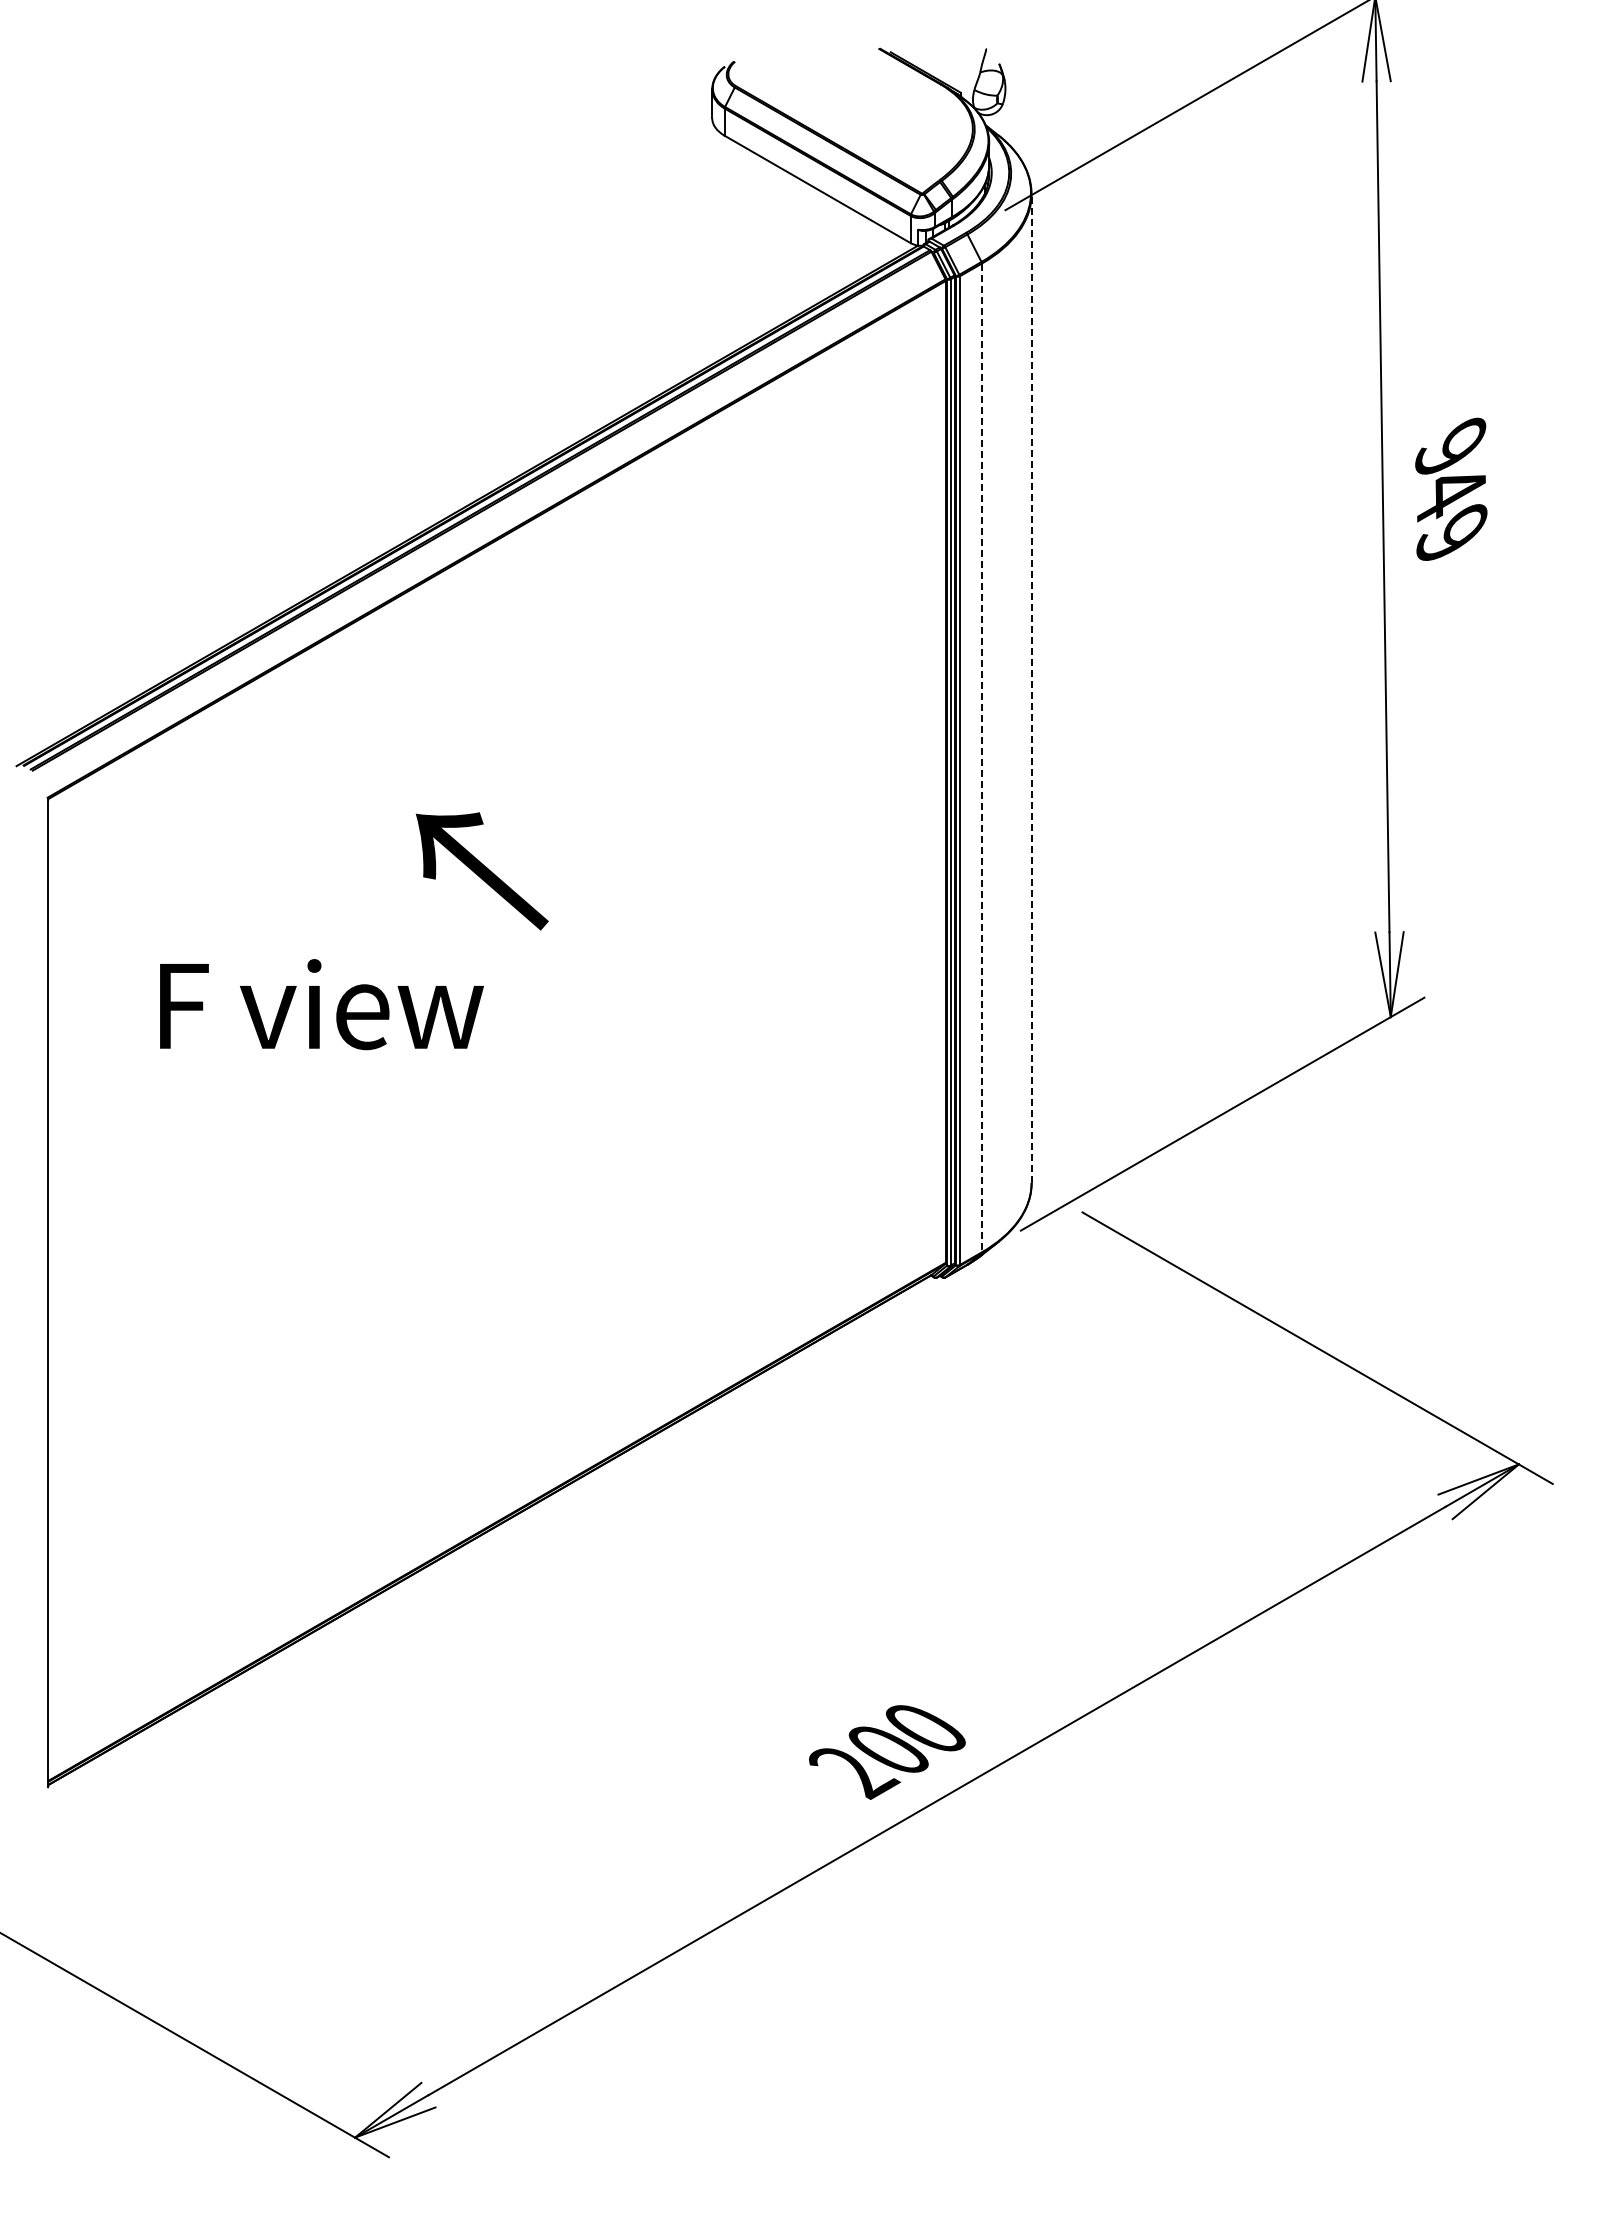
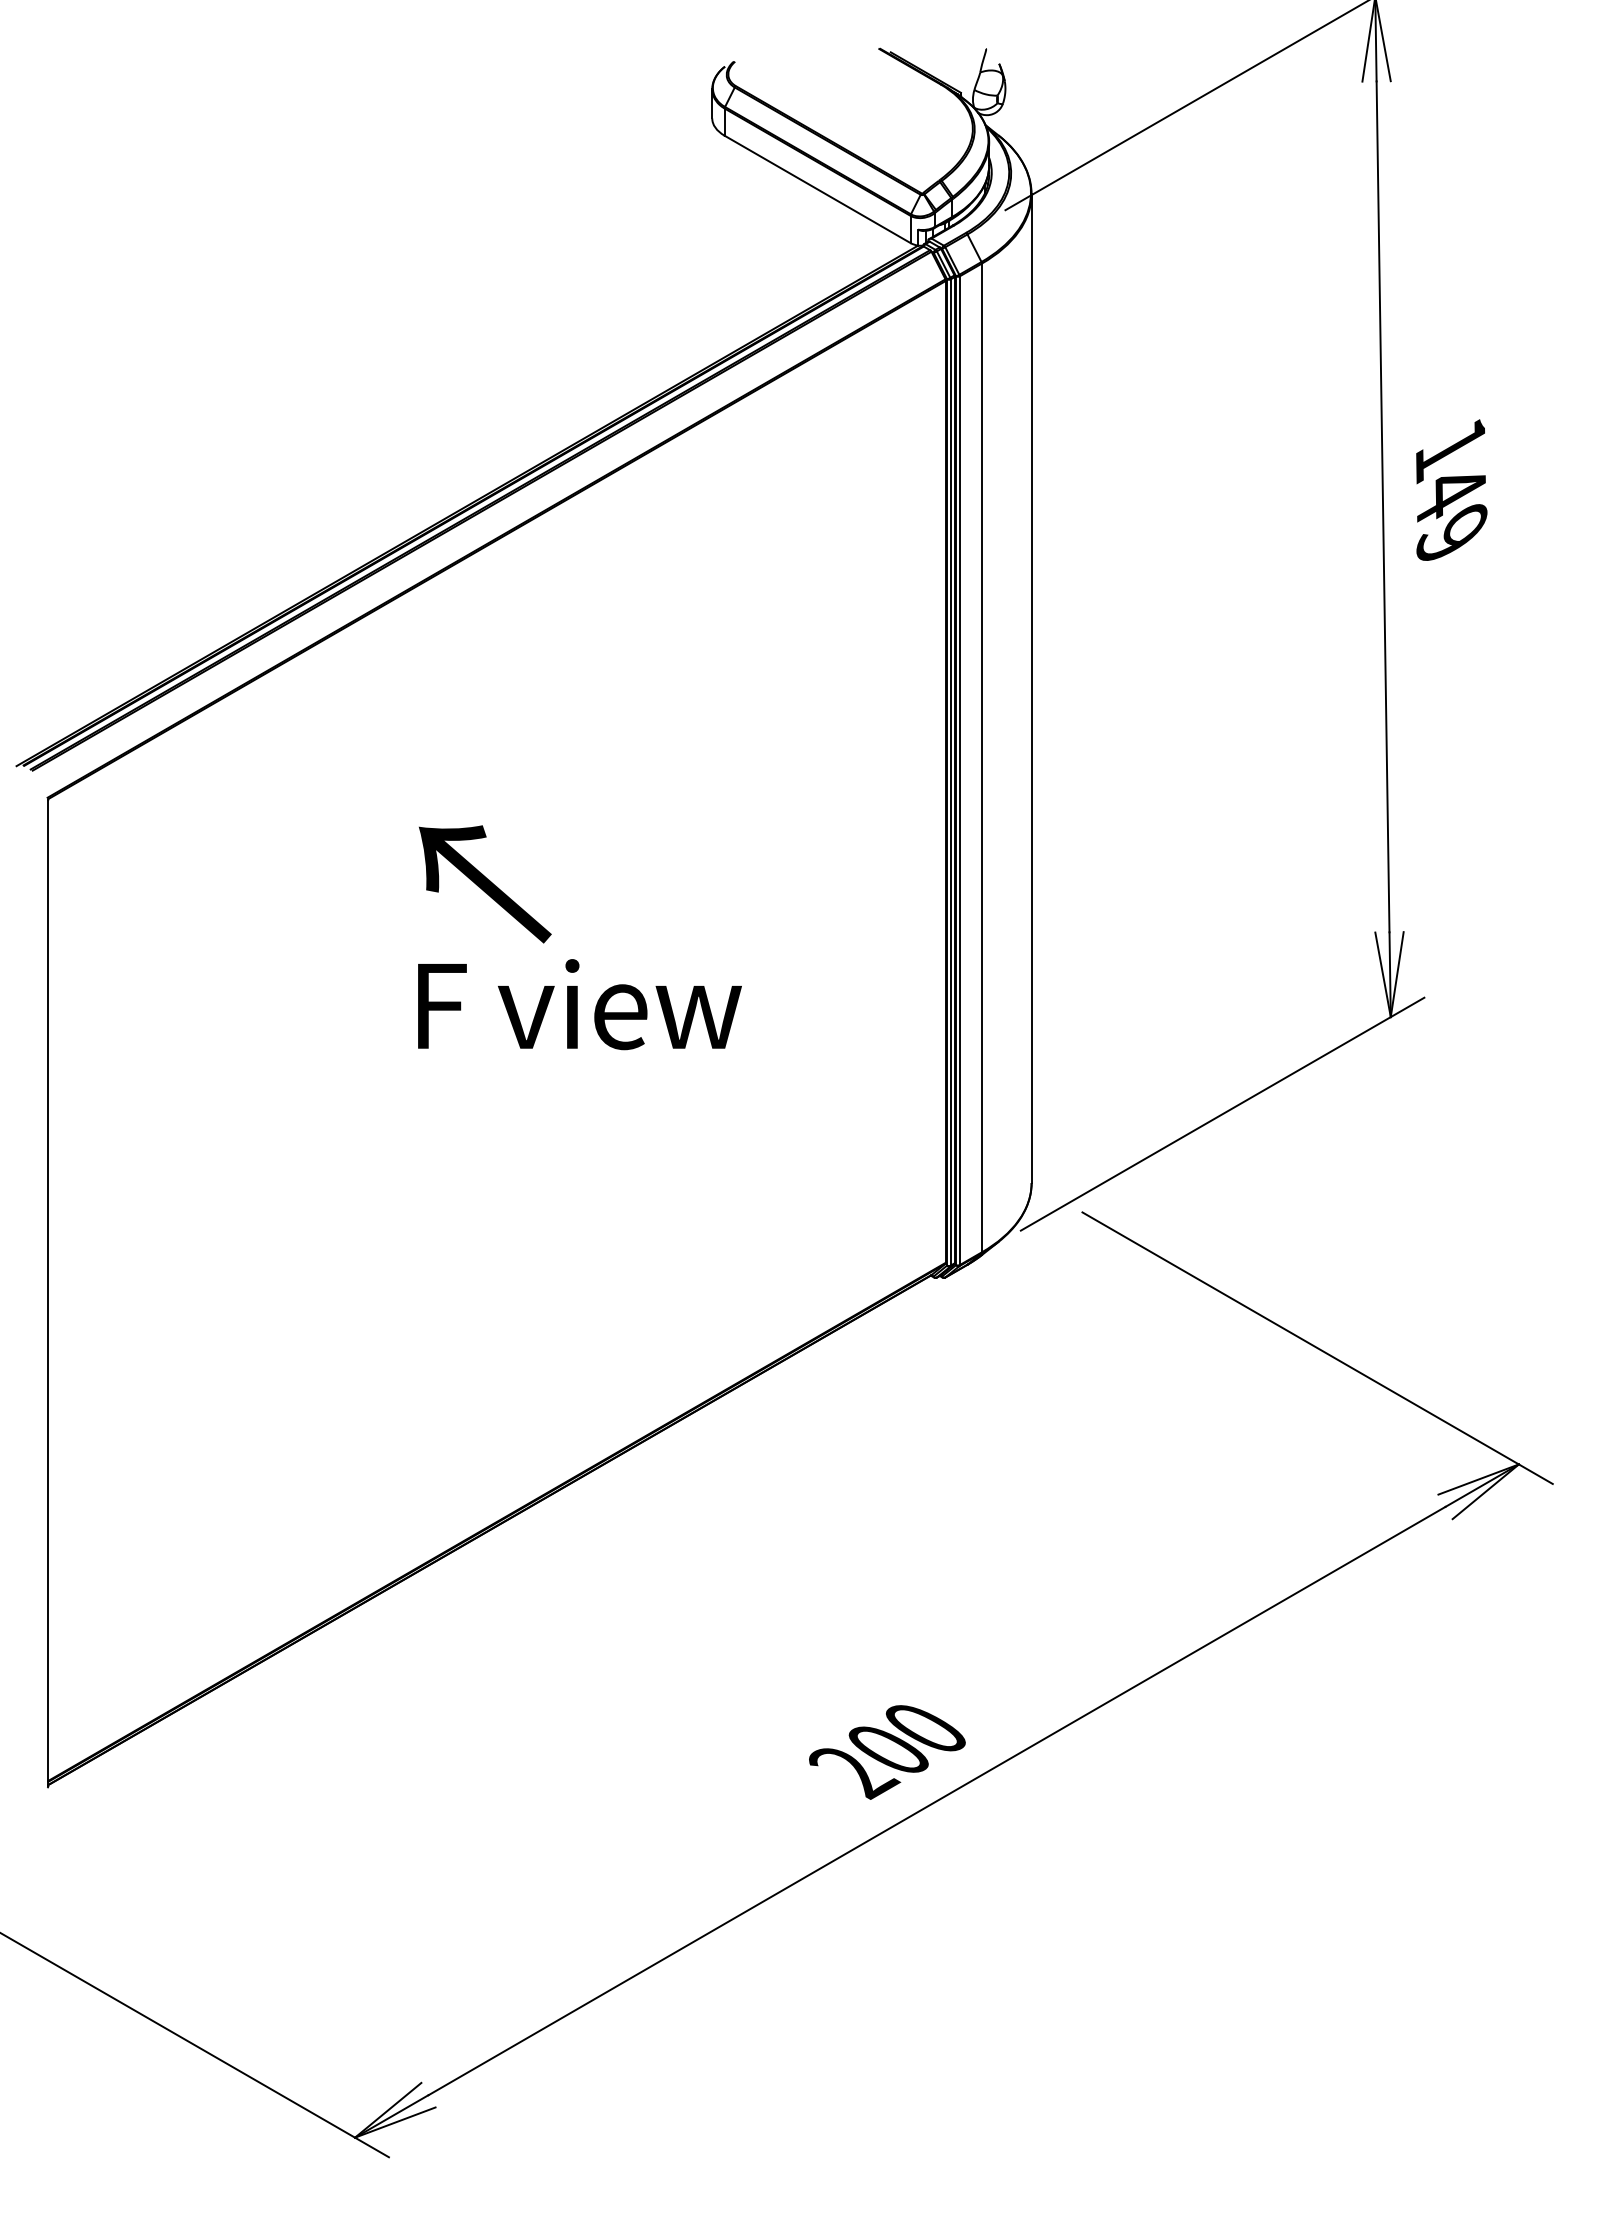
text: 949 -> 149 (1450, 450)
line: dashed -> solid (1031, 688)
line: dashed -> solid (981, 758)
text position: (482, 871) -> (485, 884) (485, 884)
text position: (321, 1004) -> (579, 1004) (579, 1004)
